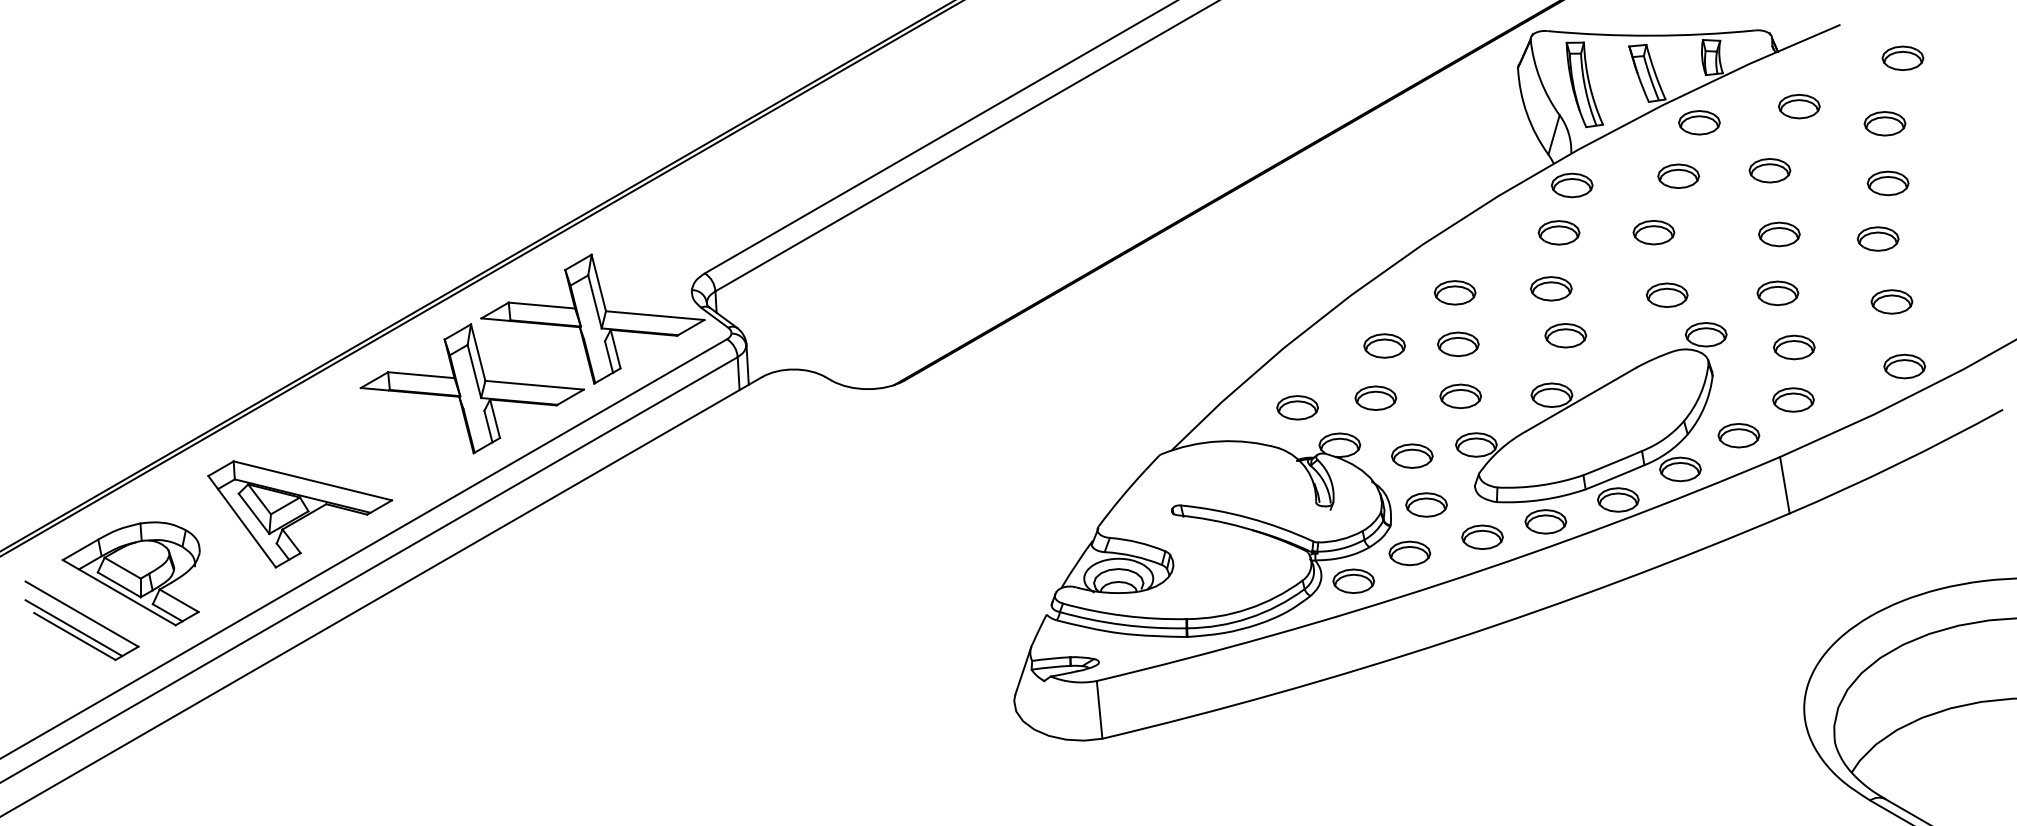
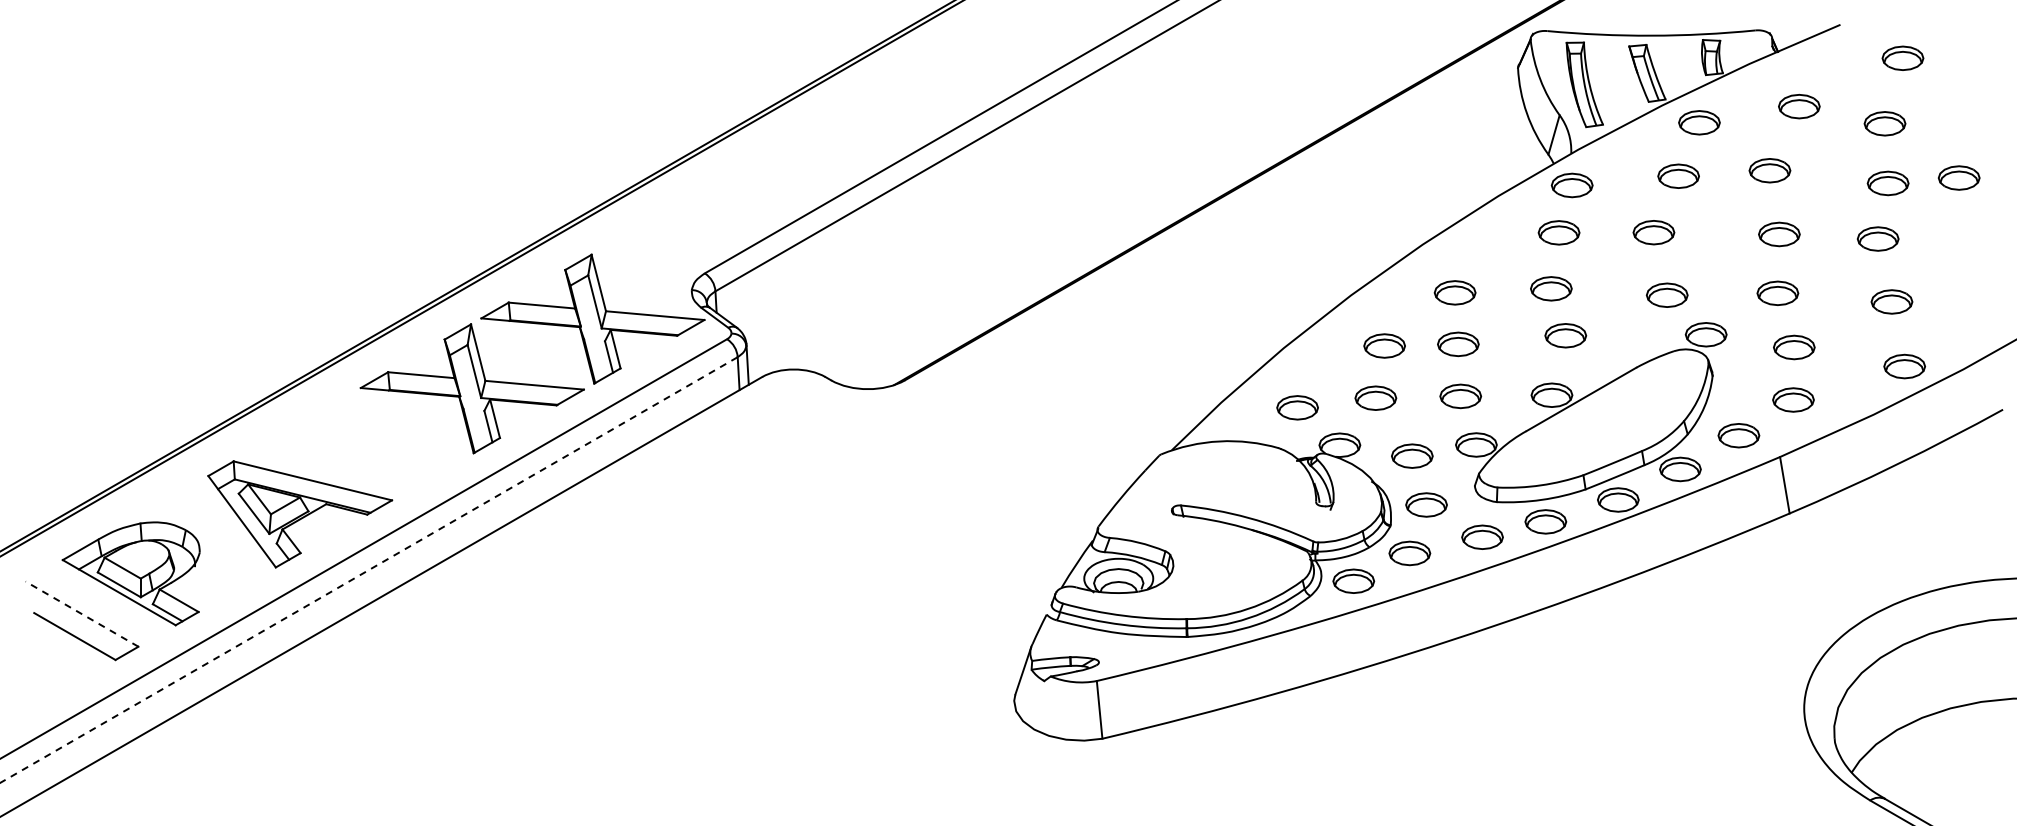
part: none -> present (1958, 177)
line: solid -> dashed (369, 570)
line: solid -> dashed (81, 613)
line: present -> none (73, 628)
